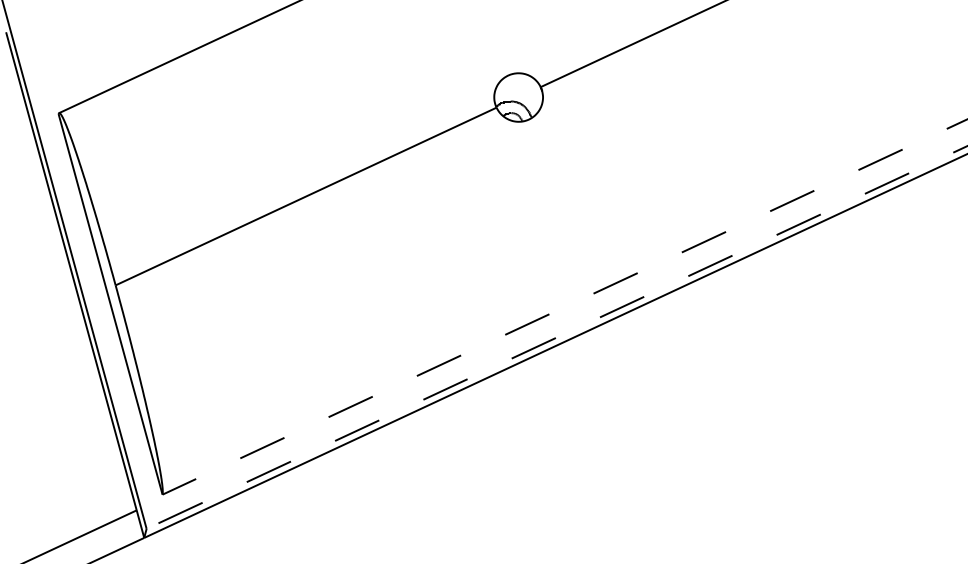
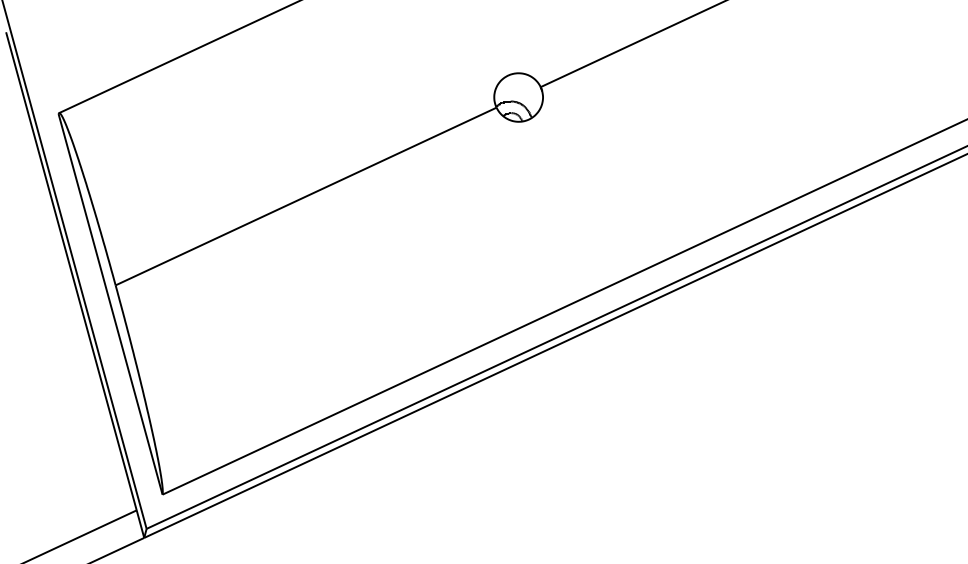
line: dashed -> solid (564, 307)
line: dashed -> solid (557, 337)
